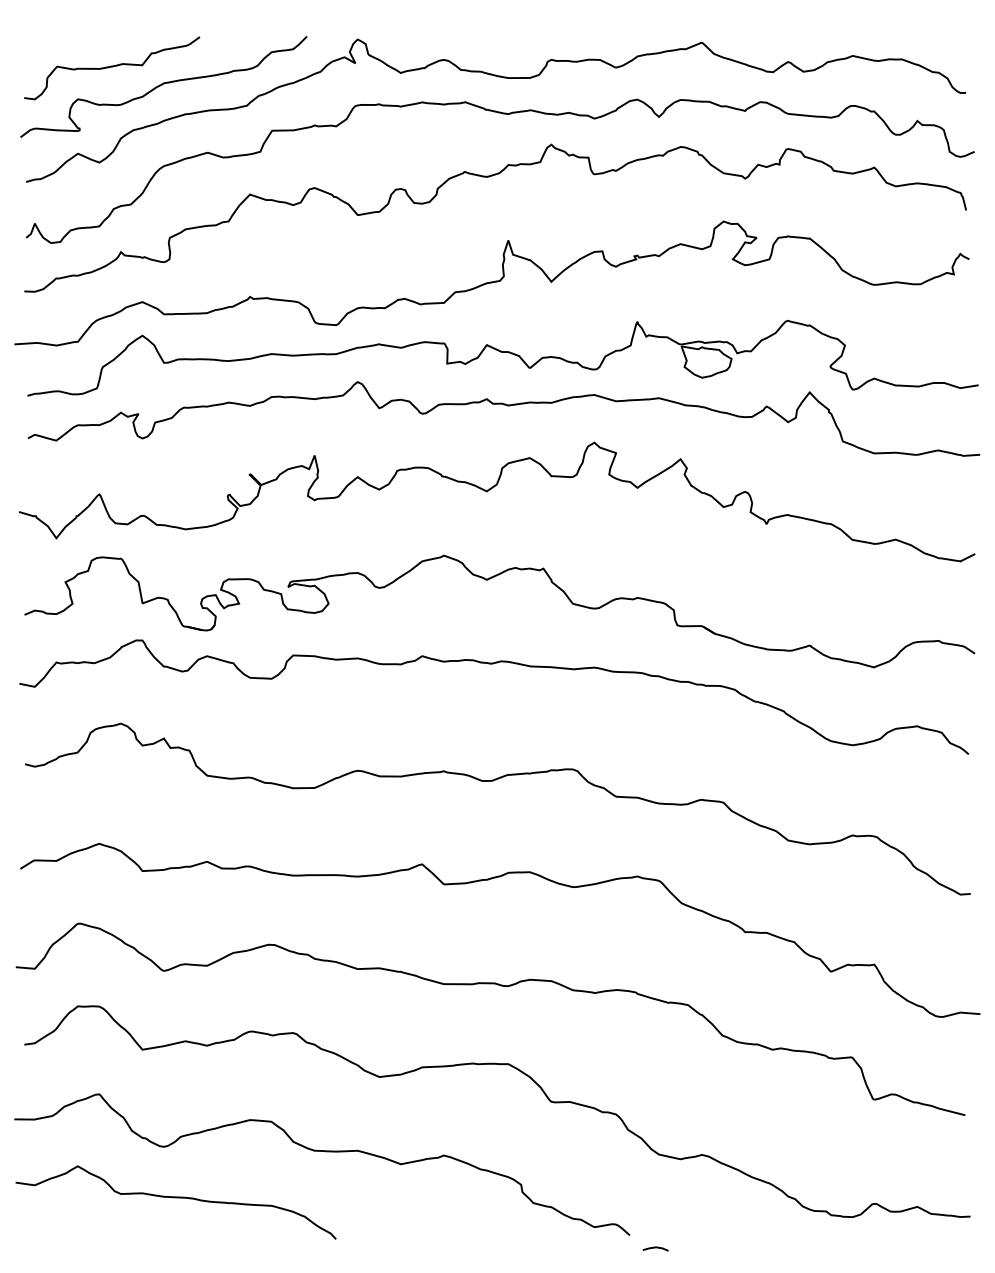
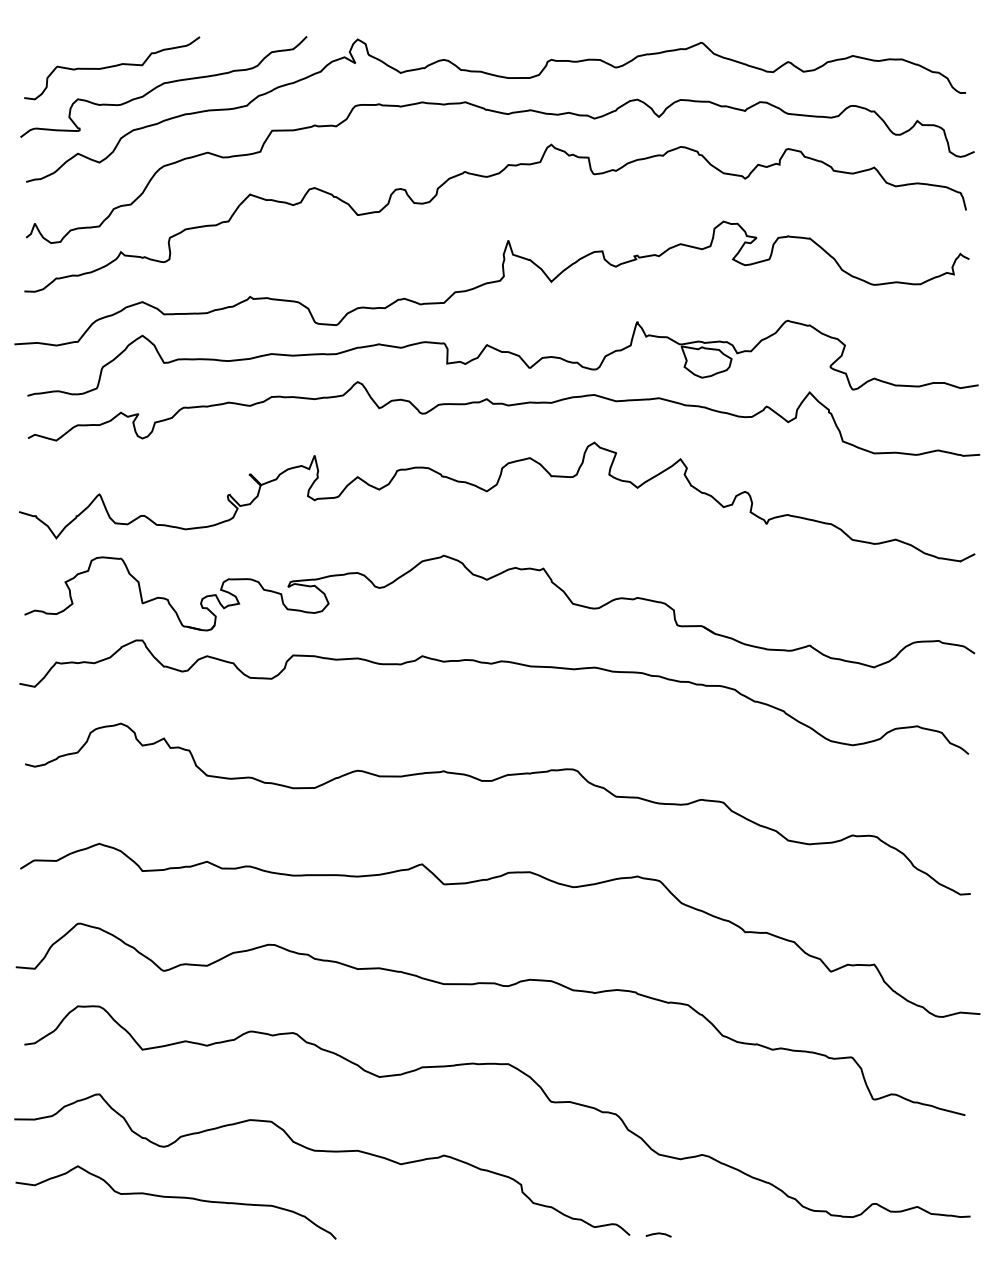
line position: (655, 1248) -> (658, 1234) (658, 1234)
